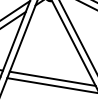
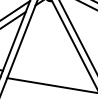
line: present -> none (51, 78)
